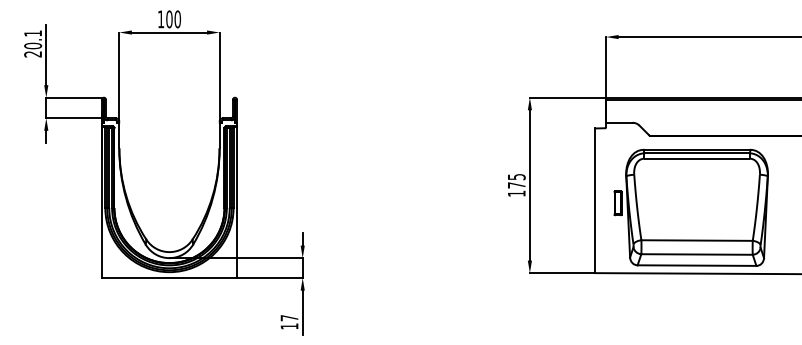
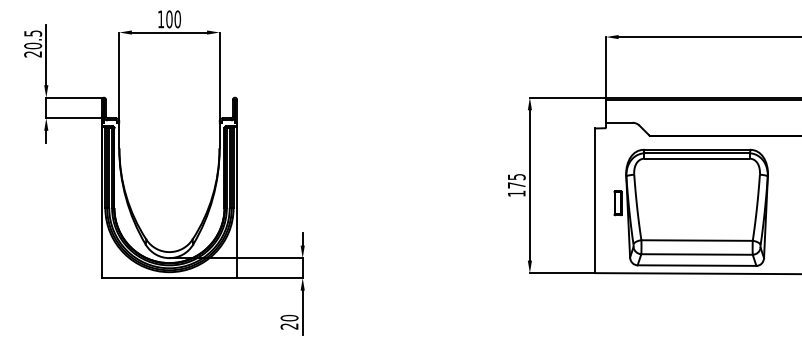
text: 20.1 -> 20.5 (33, 33)
text: 17 -> 20 (289, 321)
